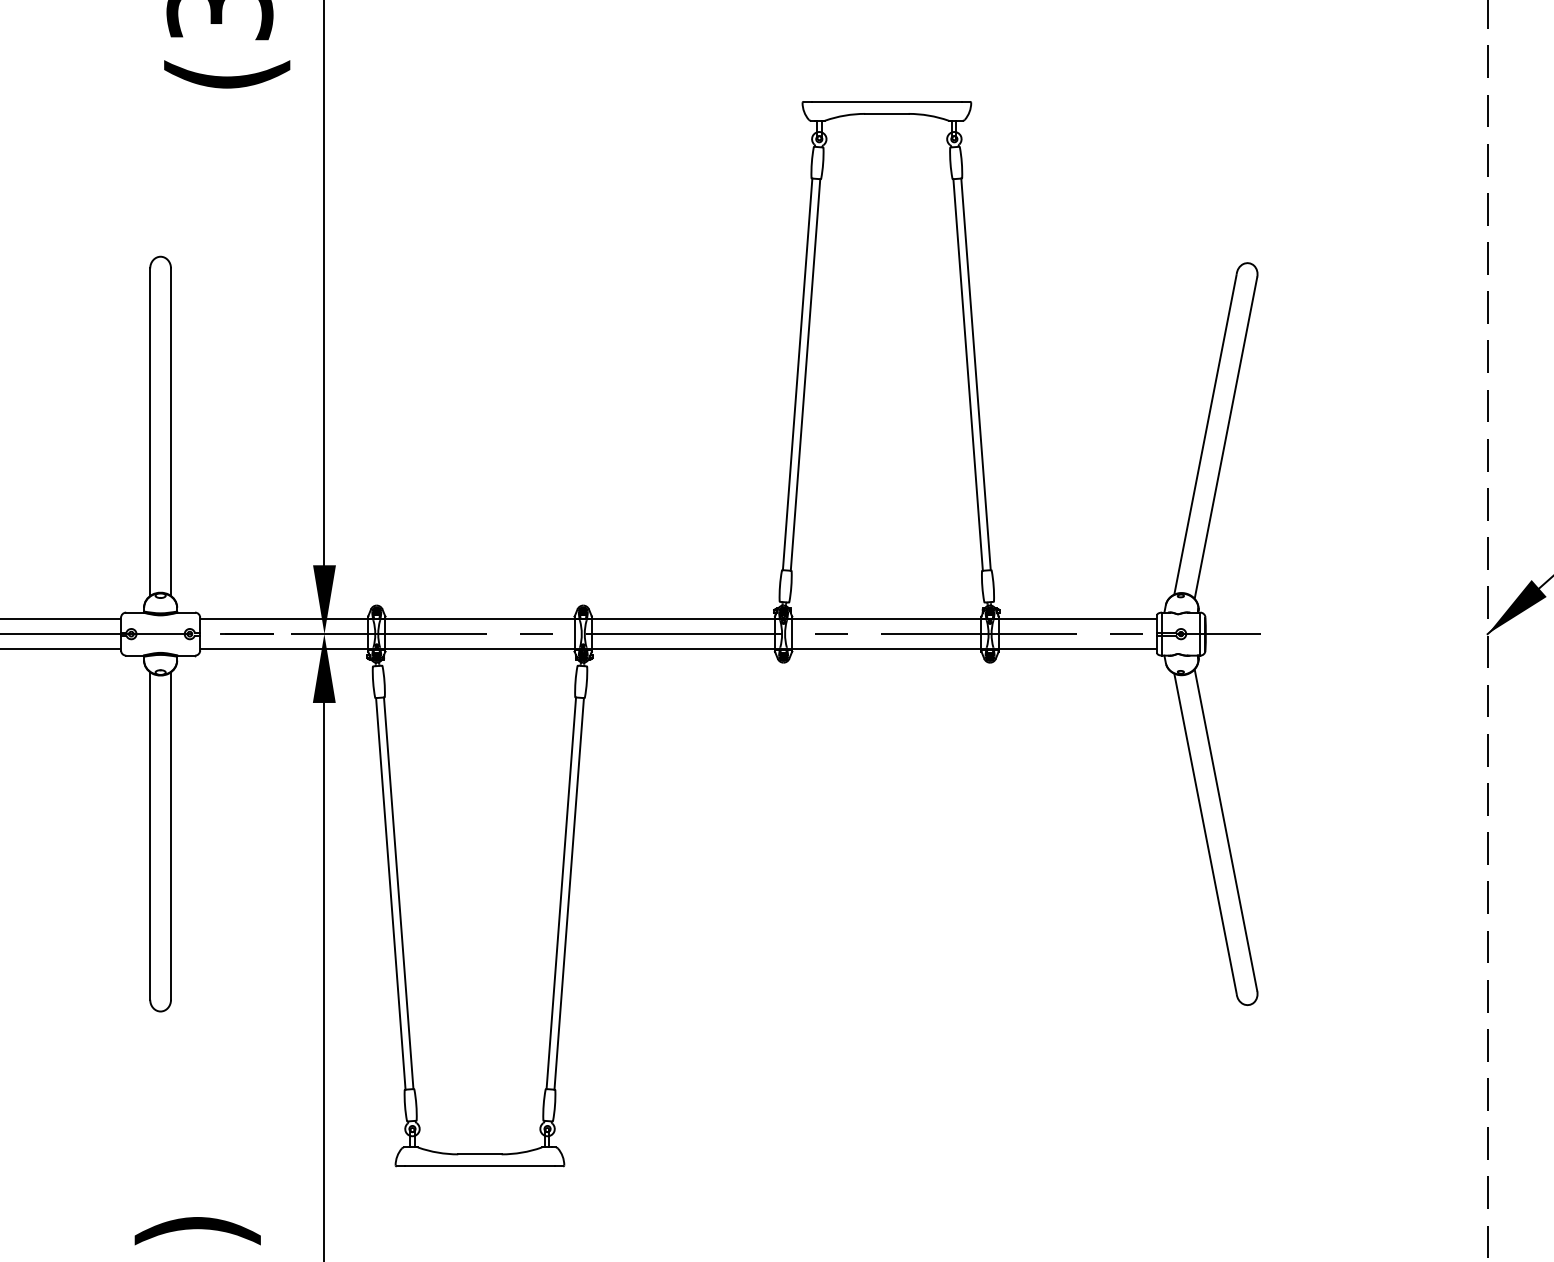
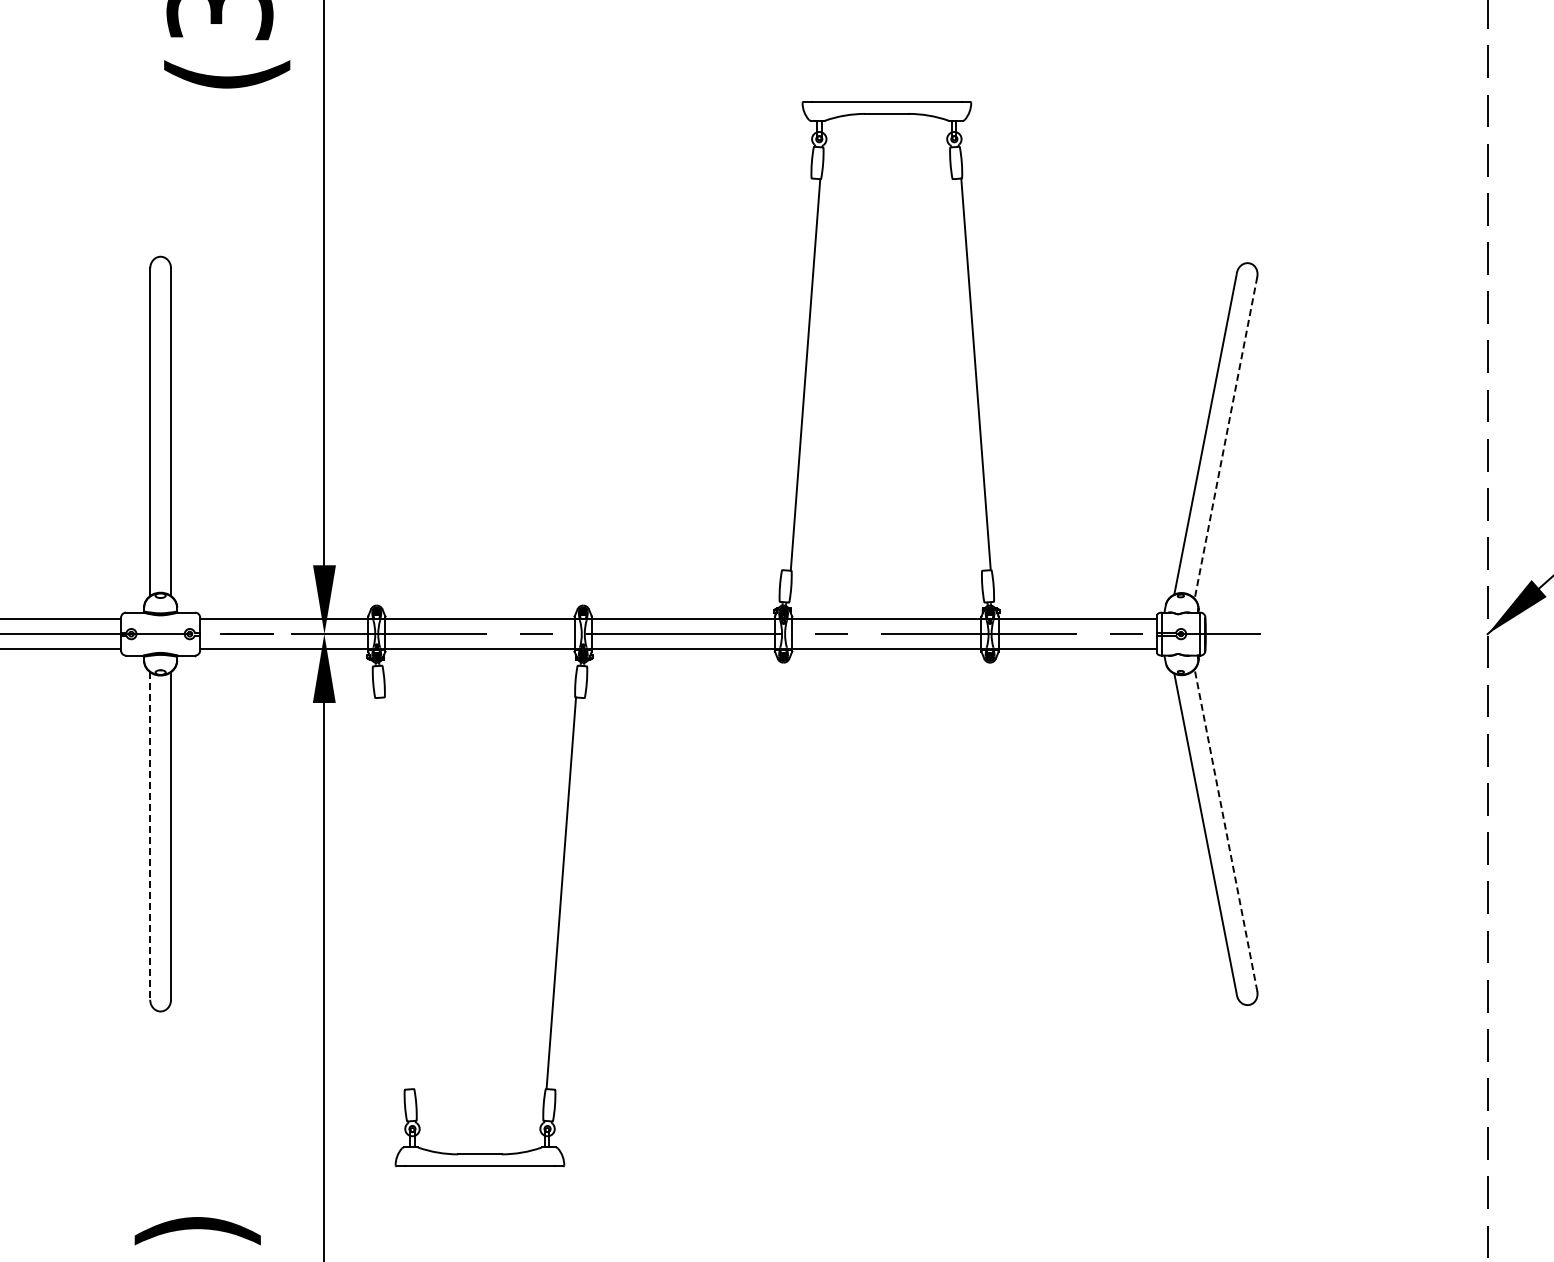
line: present -> none (797, 374)
line: present -> none (967, 374)
line: solid -> dashed (1226, 437)
line: solid -> dashed (1226, 830)
line: solid -> dashed (150, 836)
line: present -> none (390, 893)
line: present -> none (398, 893)
line: present -> none (568, 893)
